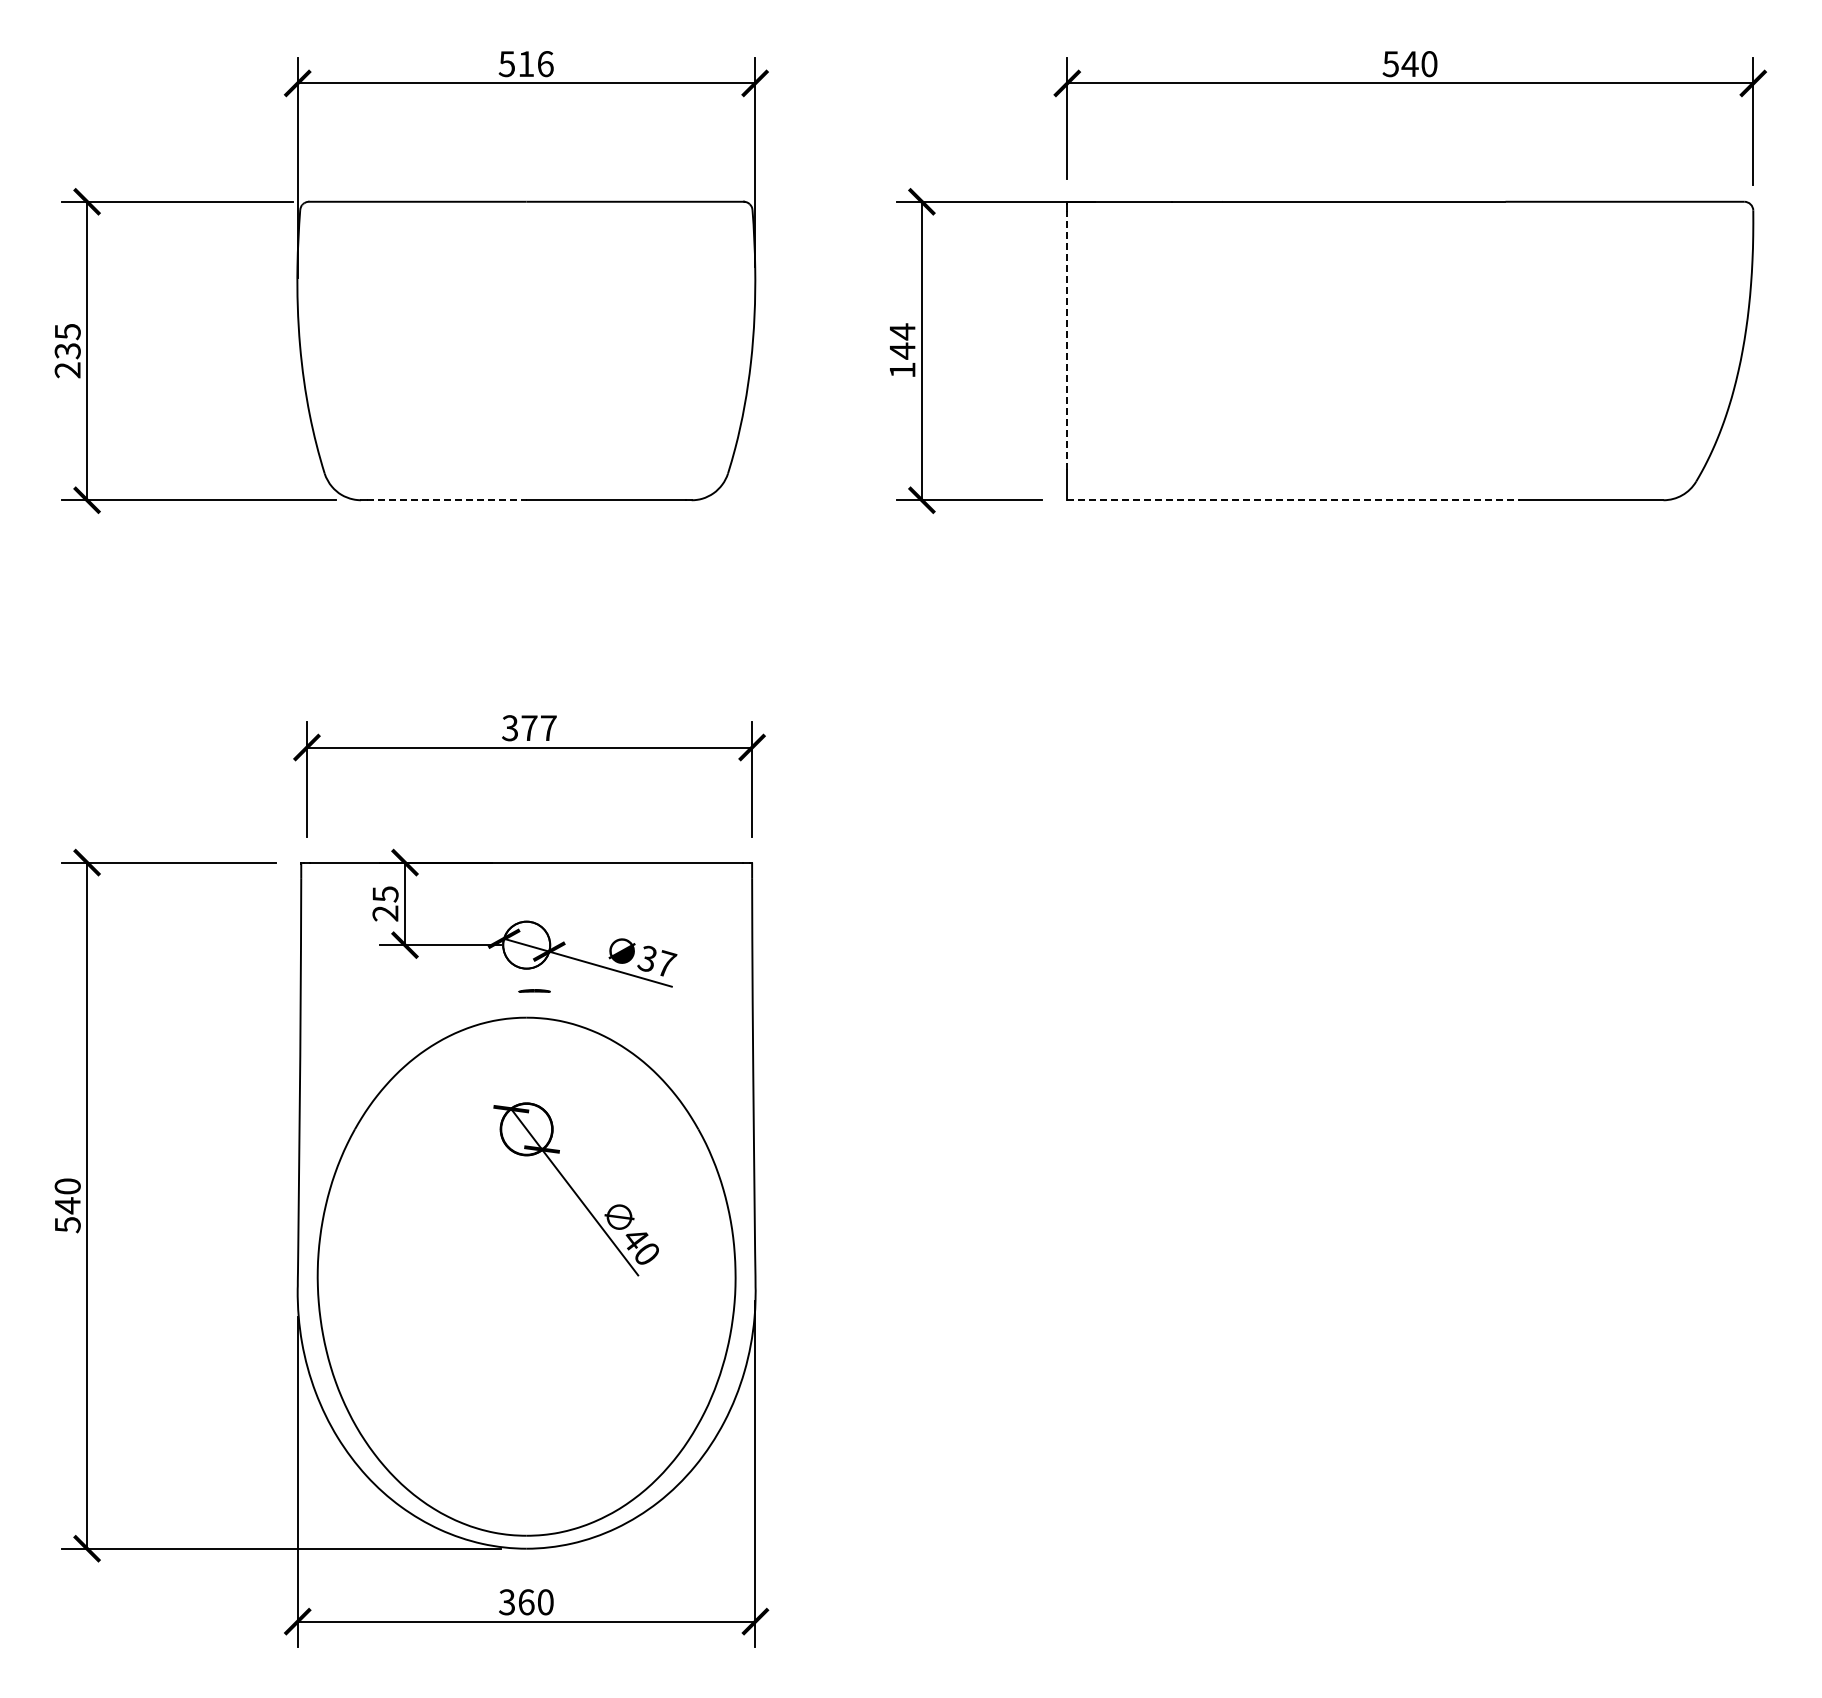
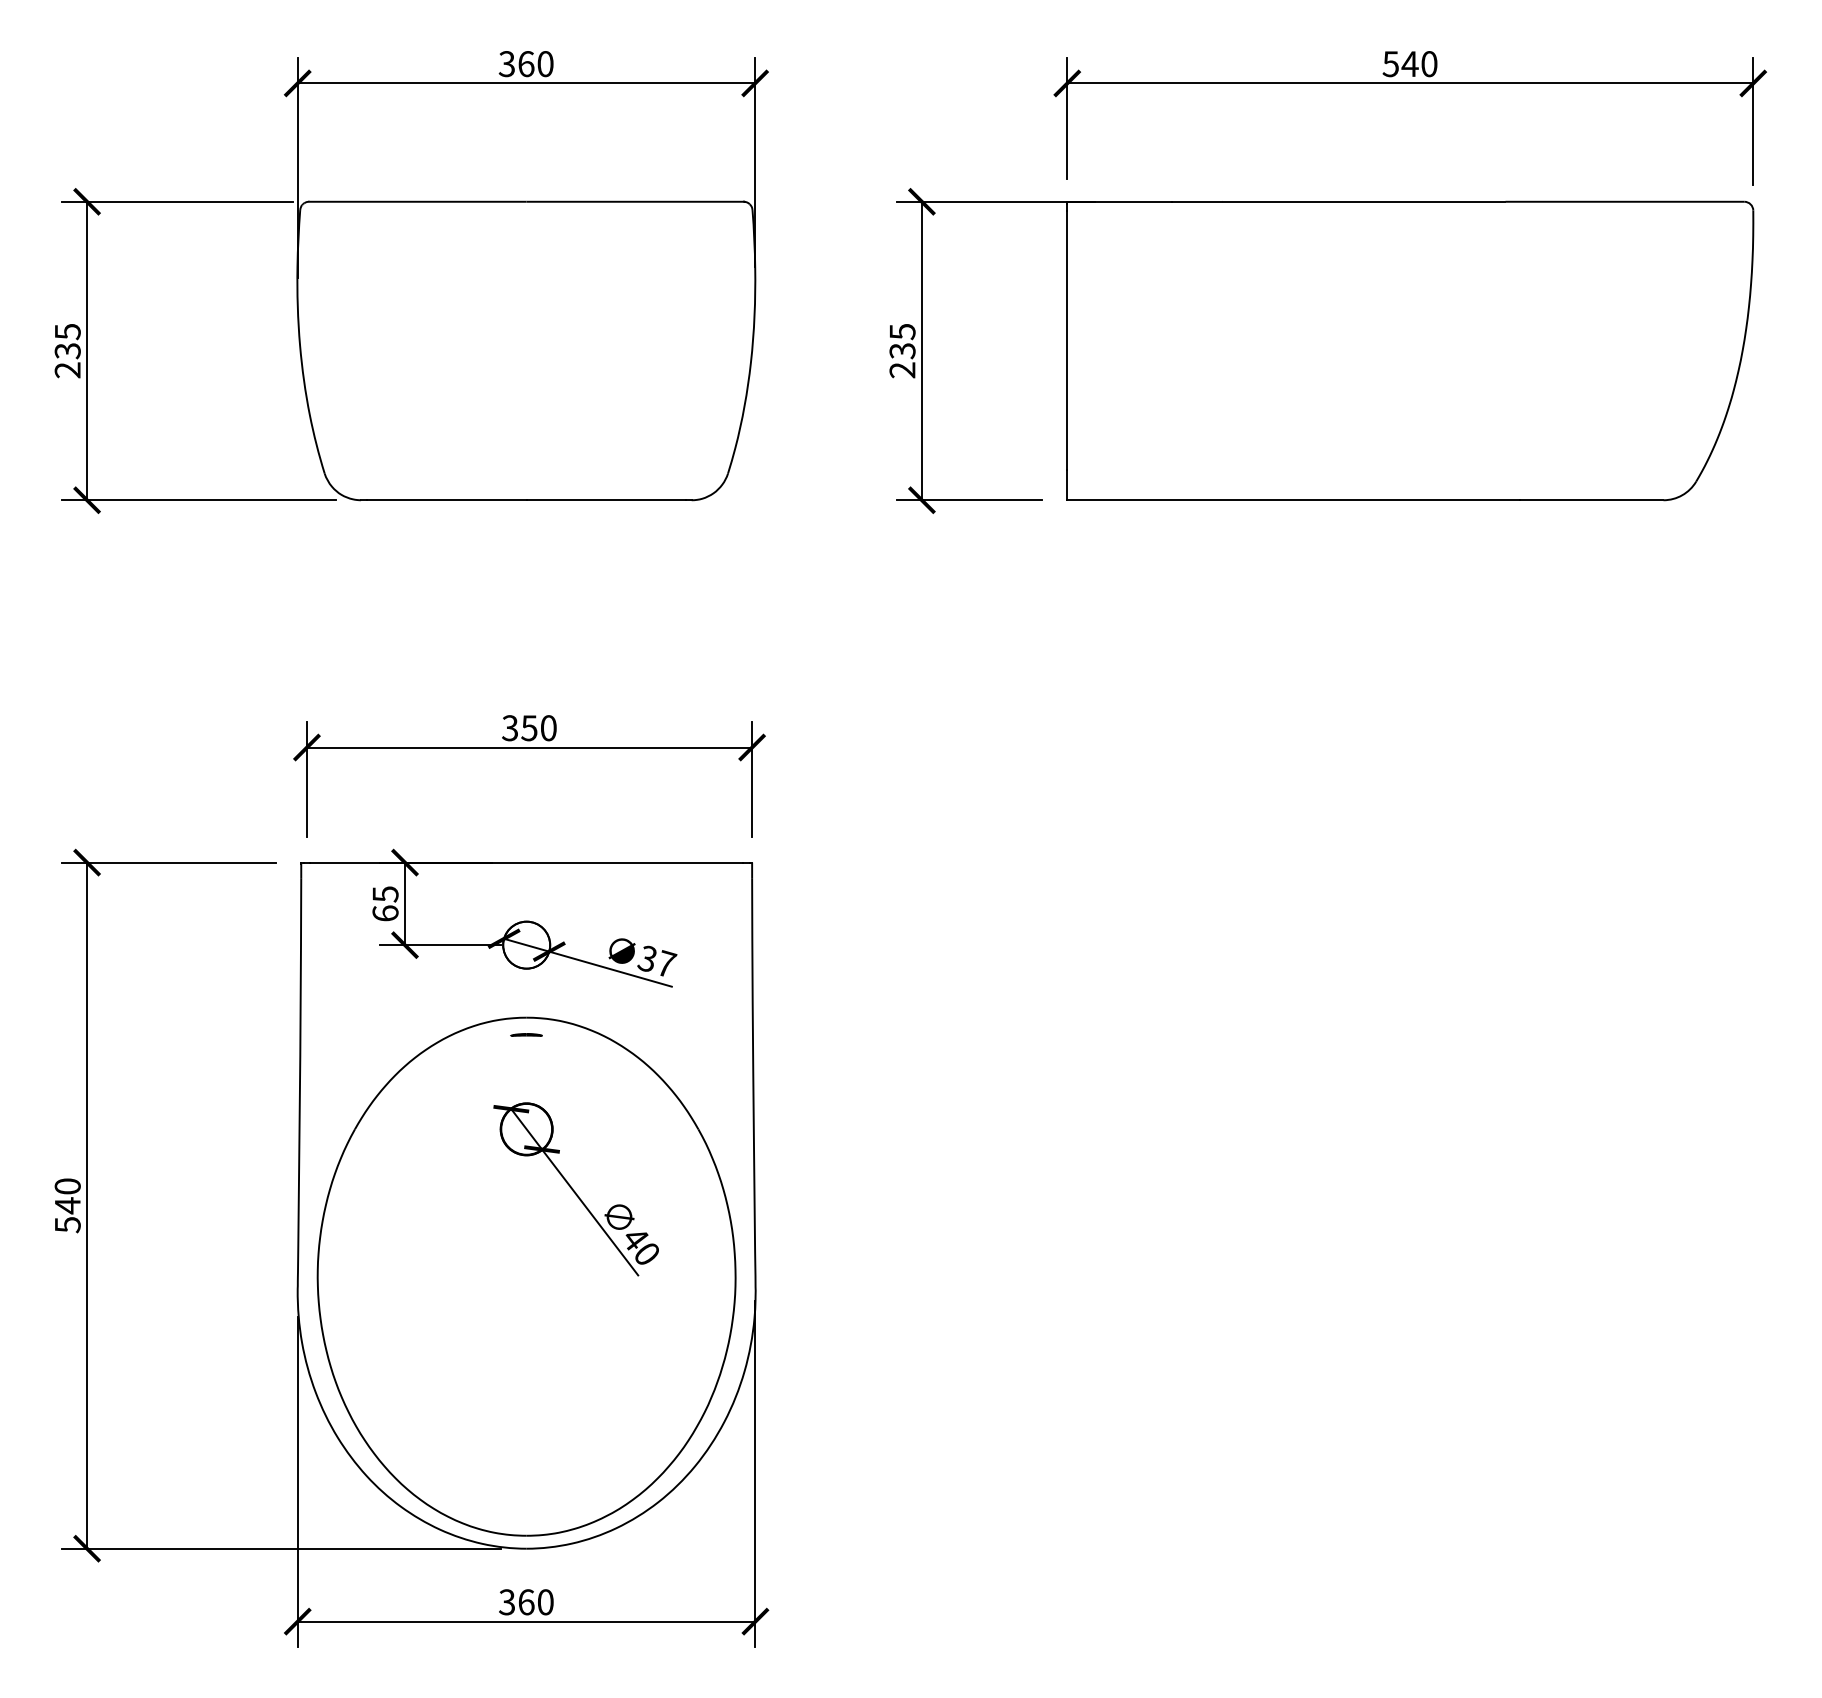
text: 516 -> 360 (526, 64)
line: dashed -> solid (1067, 339)
text: 144 -> 235 (902, 350)
line: dashed -> solid (446, 500)
line: dashed -> solid (1294, 500)
text: 377 -> 350 (538, 728)
text: 25 -> 65 (385, 913)
line position: (534, 990) -> (526, 1034) (526, 1034)
